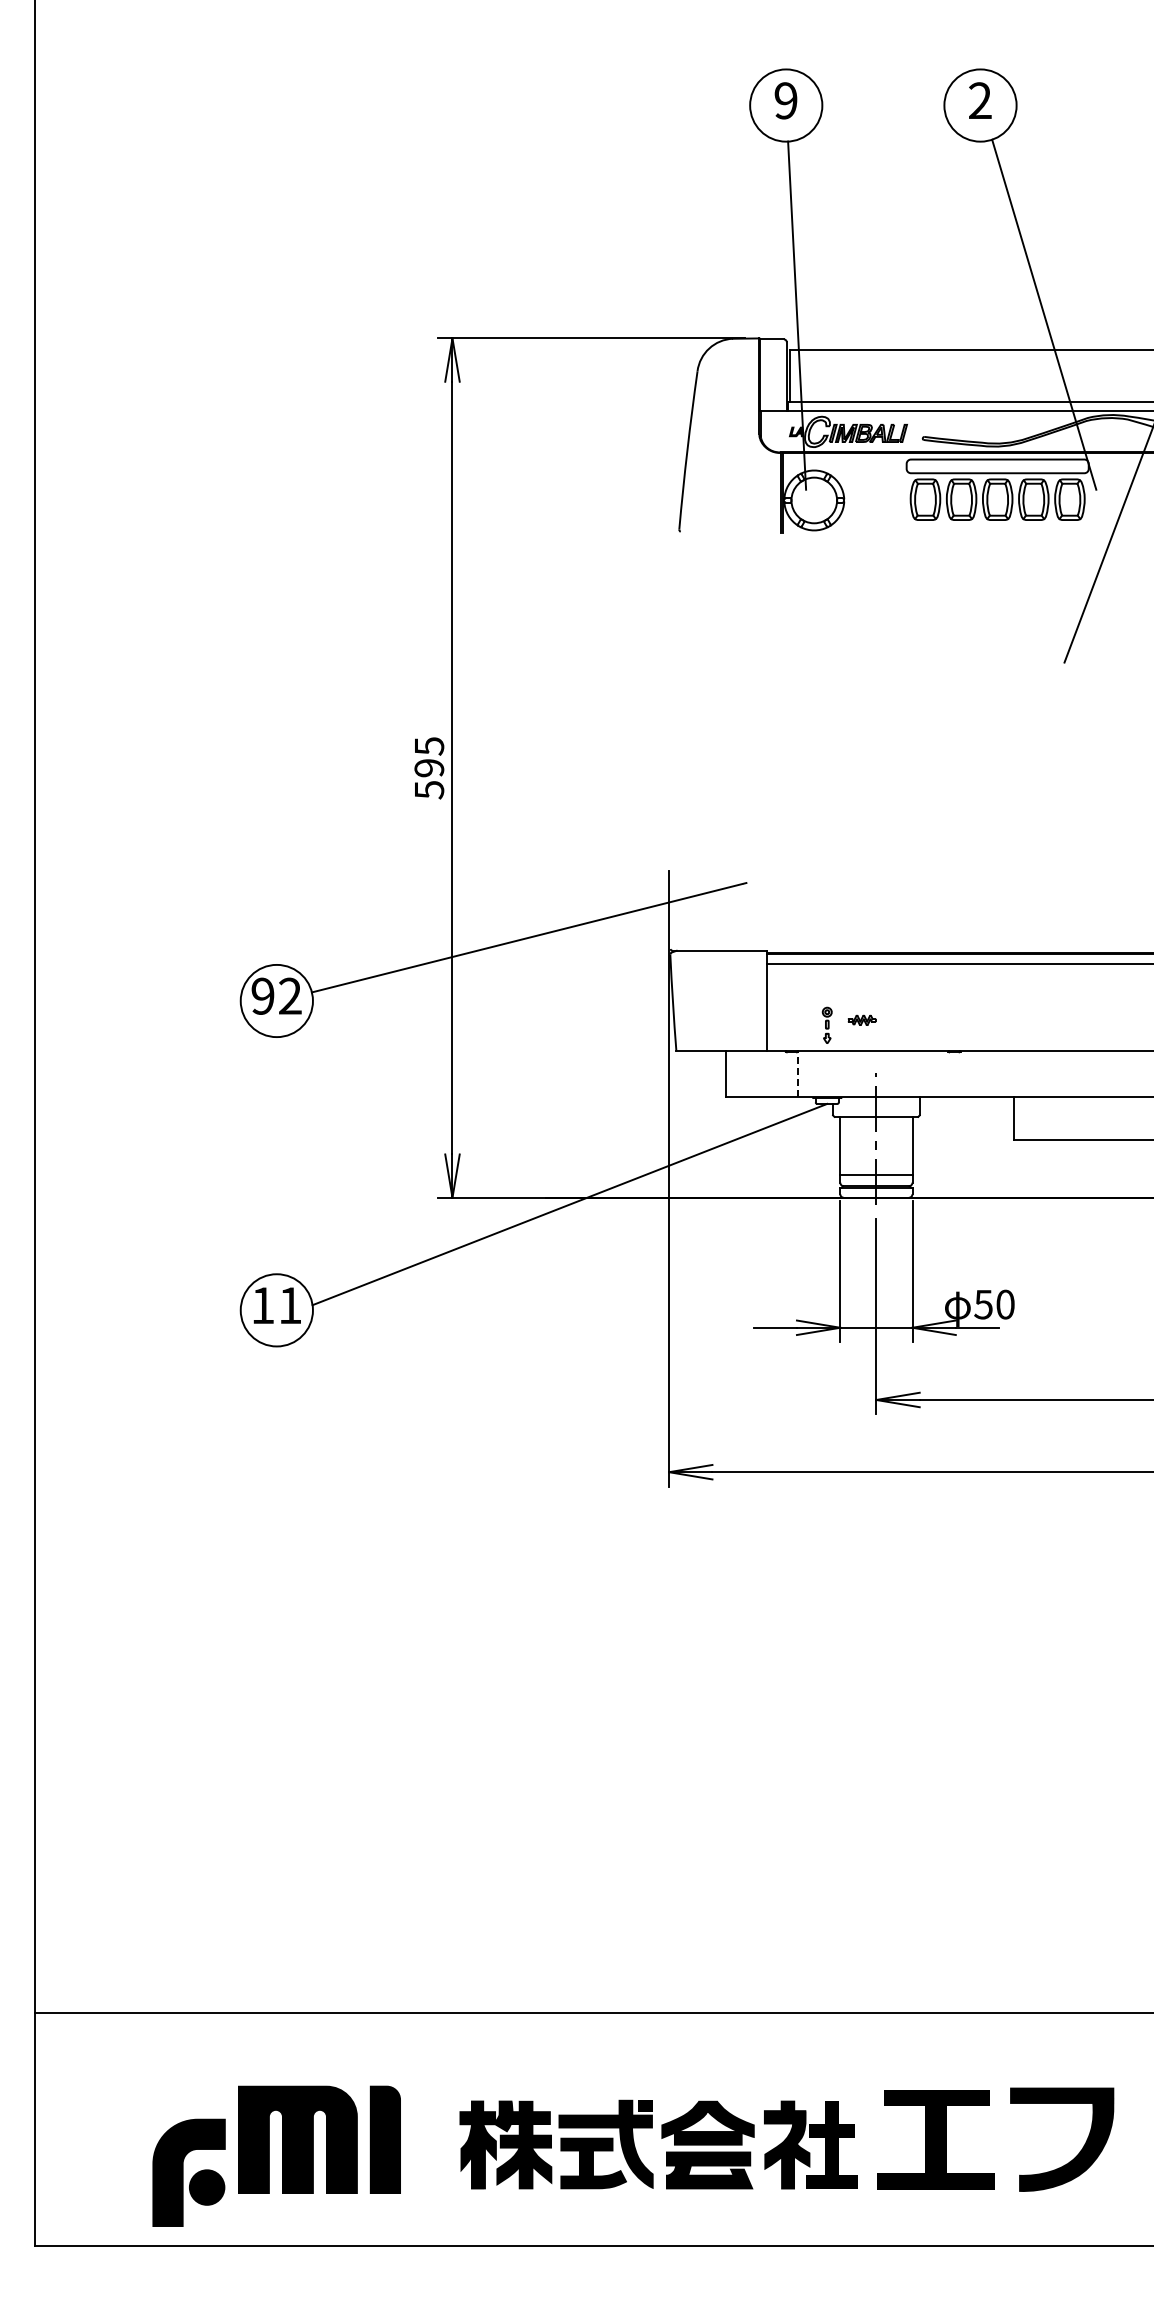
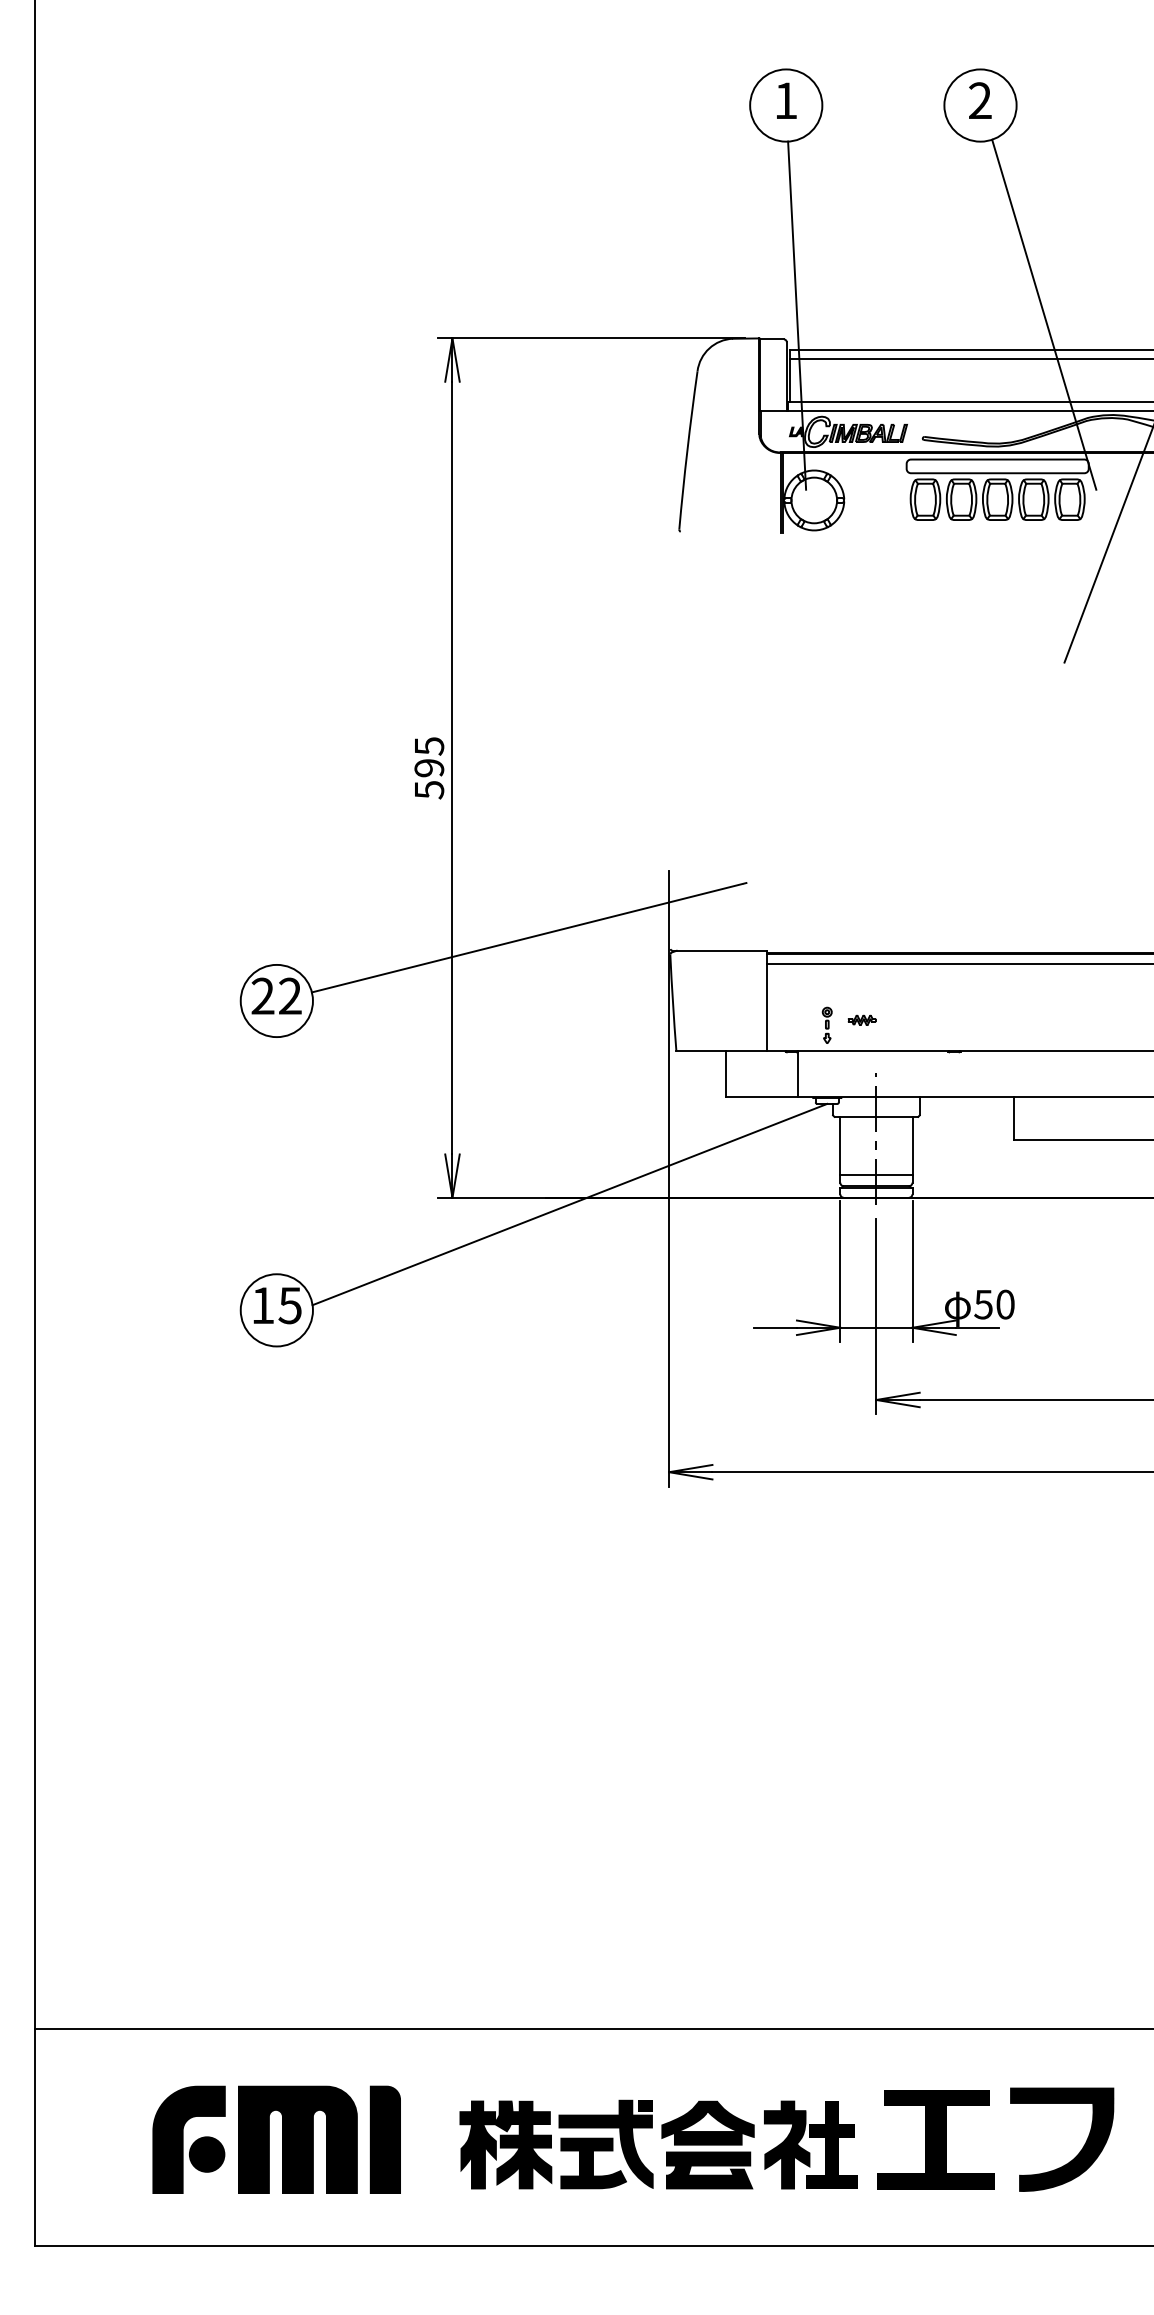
text: 9 -> 1 (785, 100)
line: none -> present (969, 358)
text: 92 -> 22 (262, 996)
line: dashed -> solid (798, 1074)
text: 11 -> 15 (289, 1305)
line position: (592, 2012) -> (592, 2028) (592, 2028)
part position: (188, 2172) -> (188, 2139) (188, 2139)
